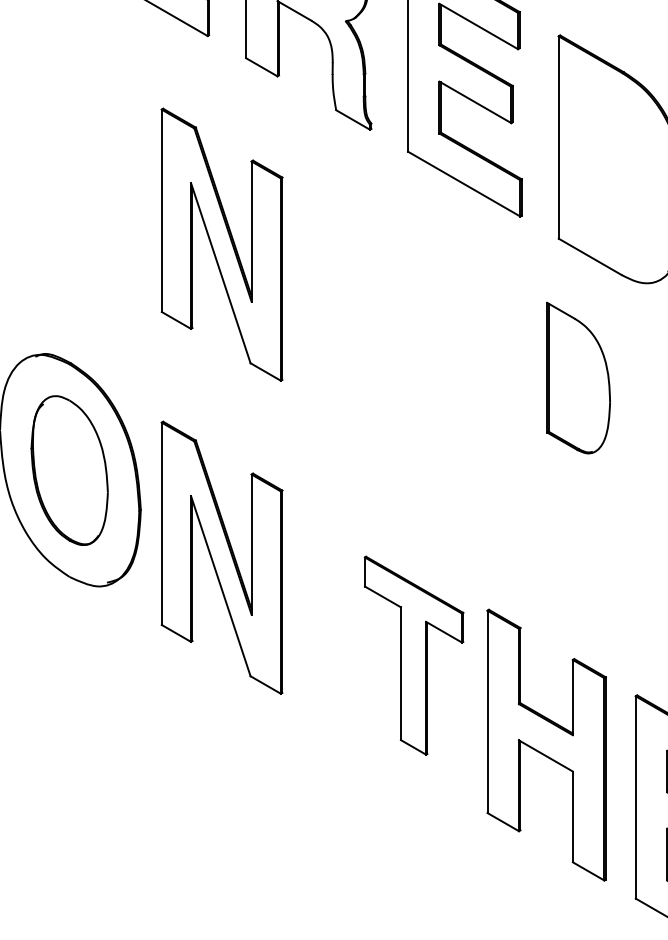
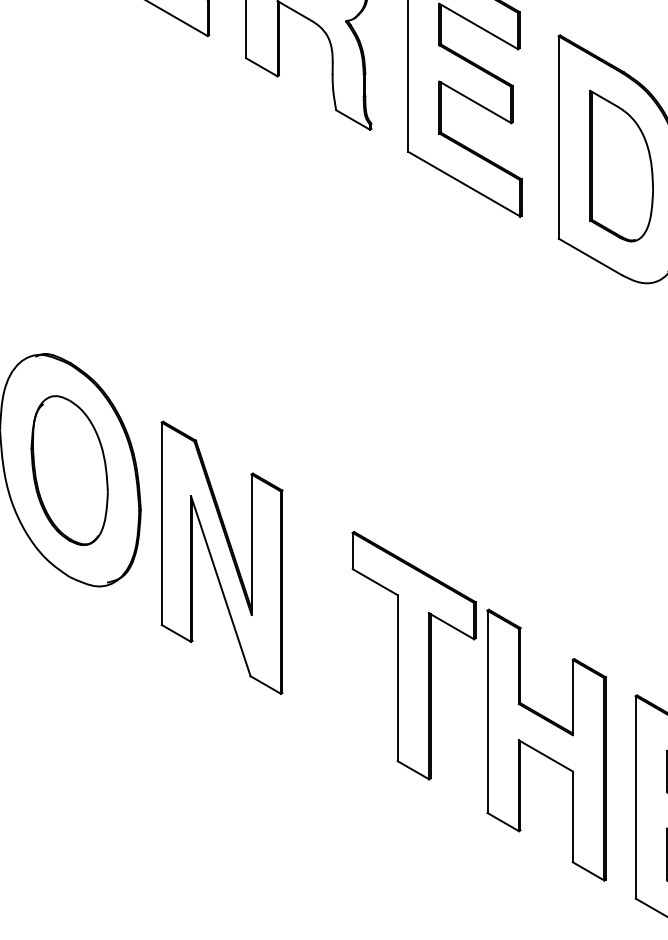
part: present -> none (221, 244)
part position: (578, 377) -> (621, 165) (621, 165)
part size: 102x201 px -> 126x250 px (413, 655)
